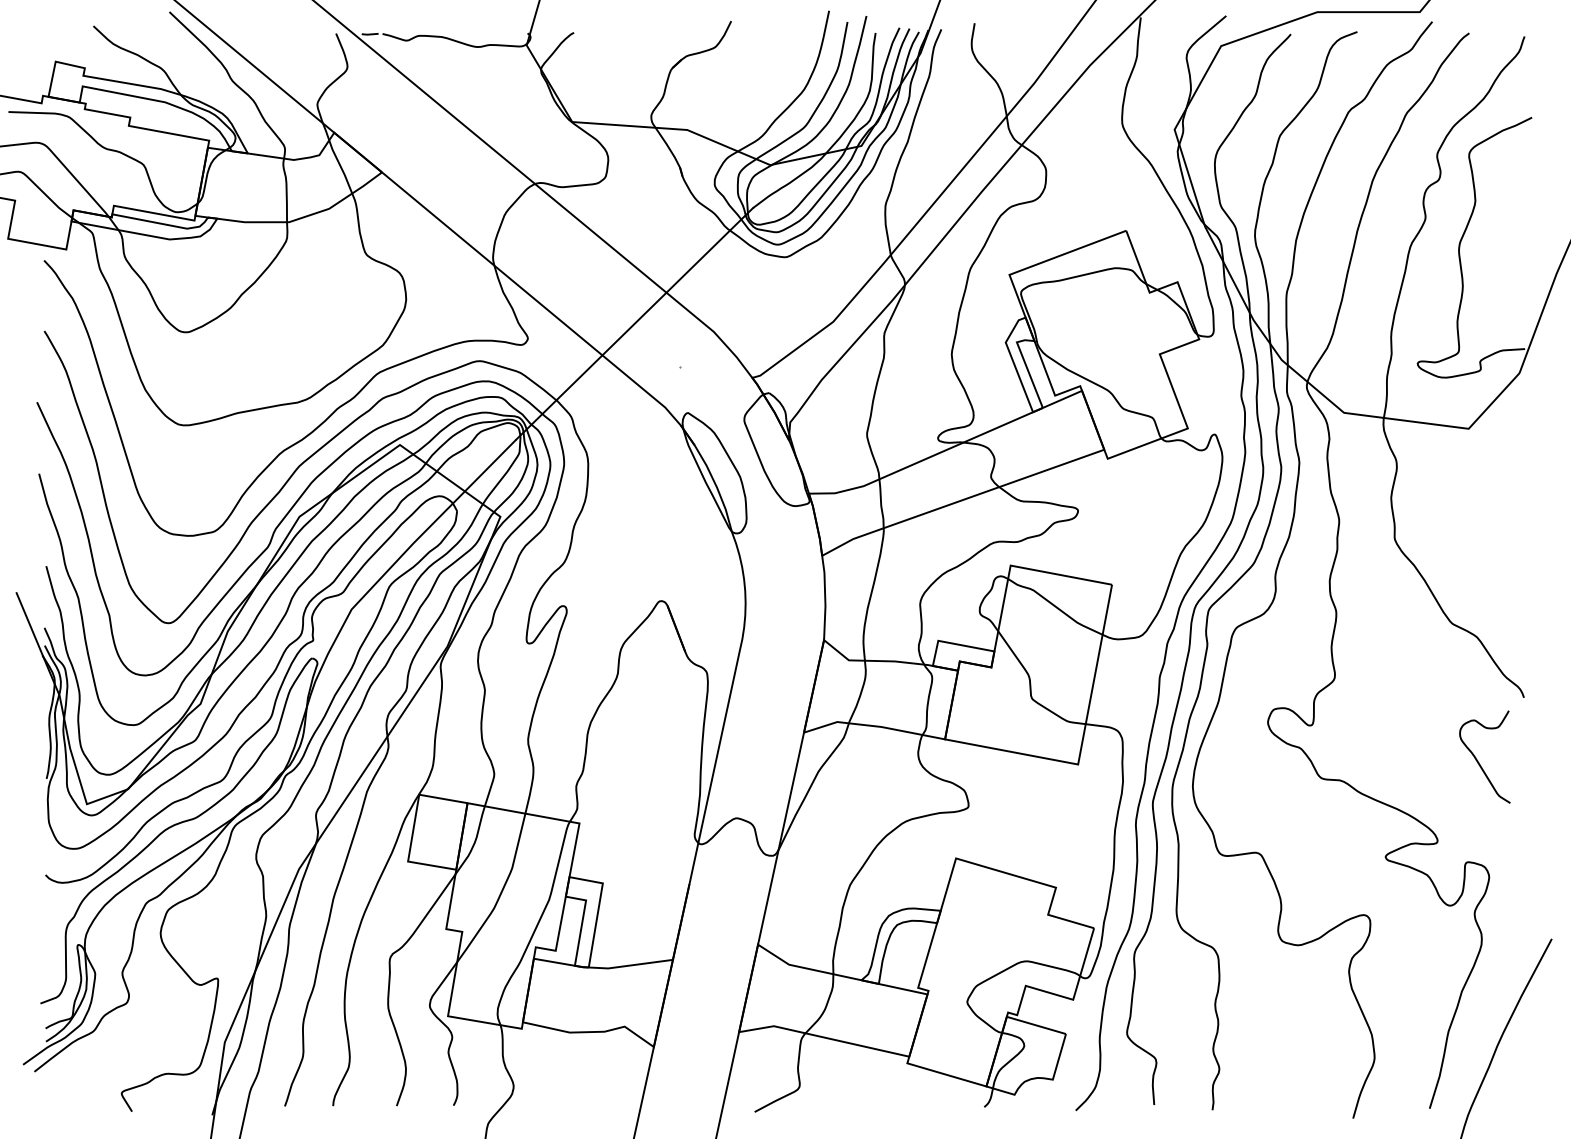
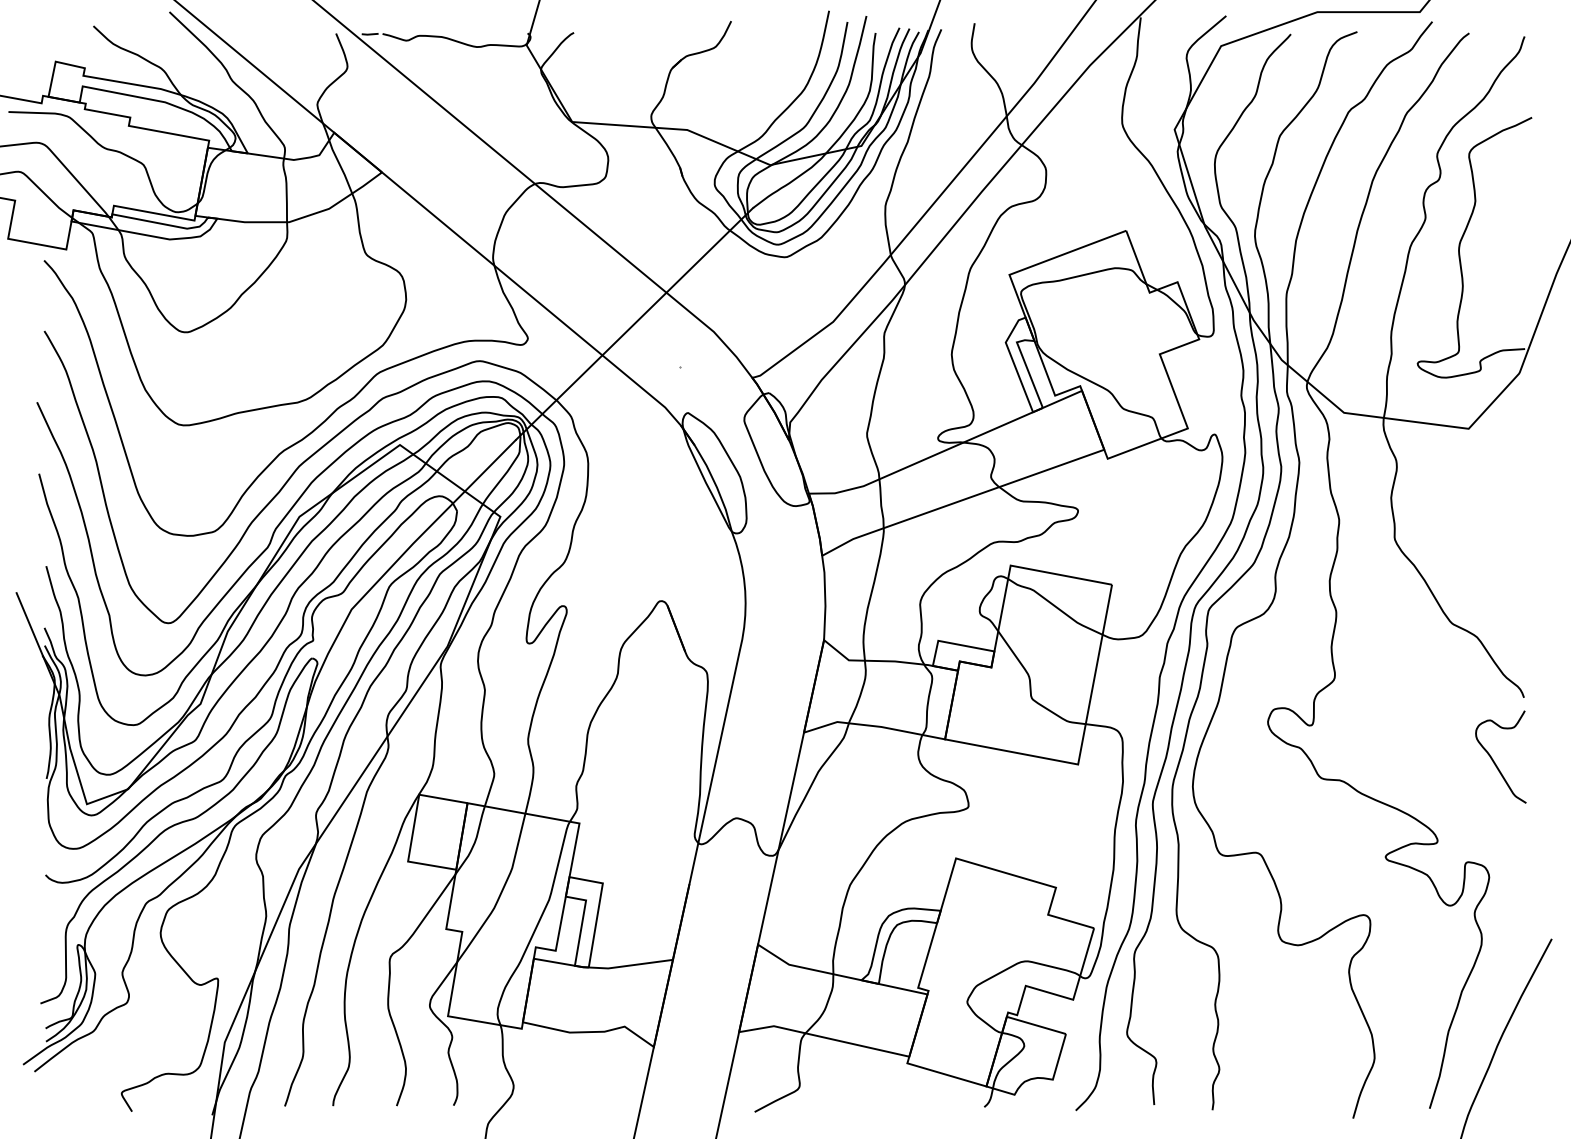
curve position: (1477, 759) -> (1493, 759) (1493, 759)
